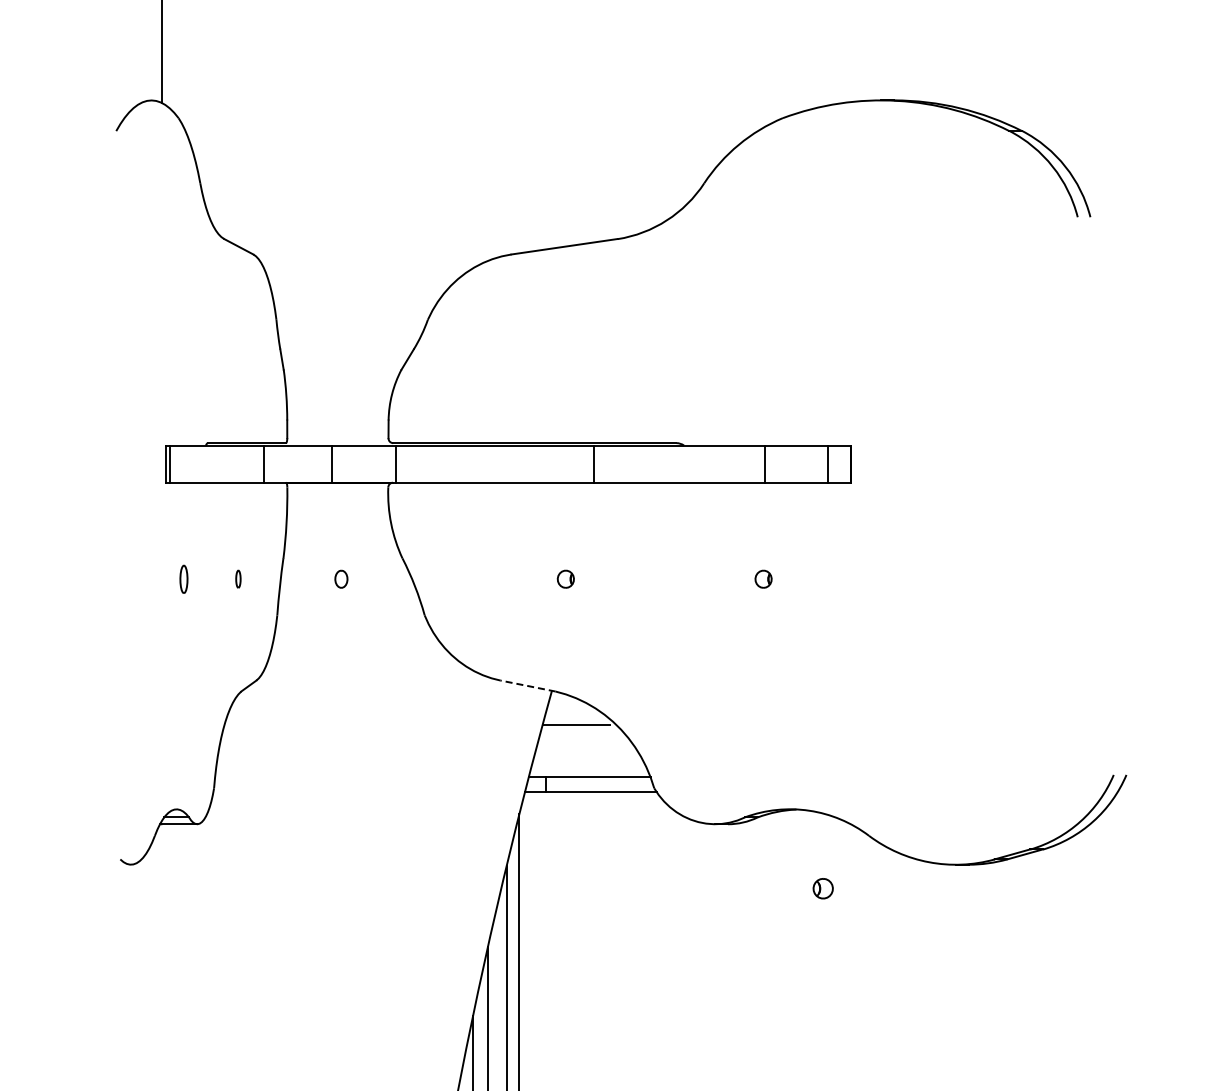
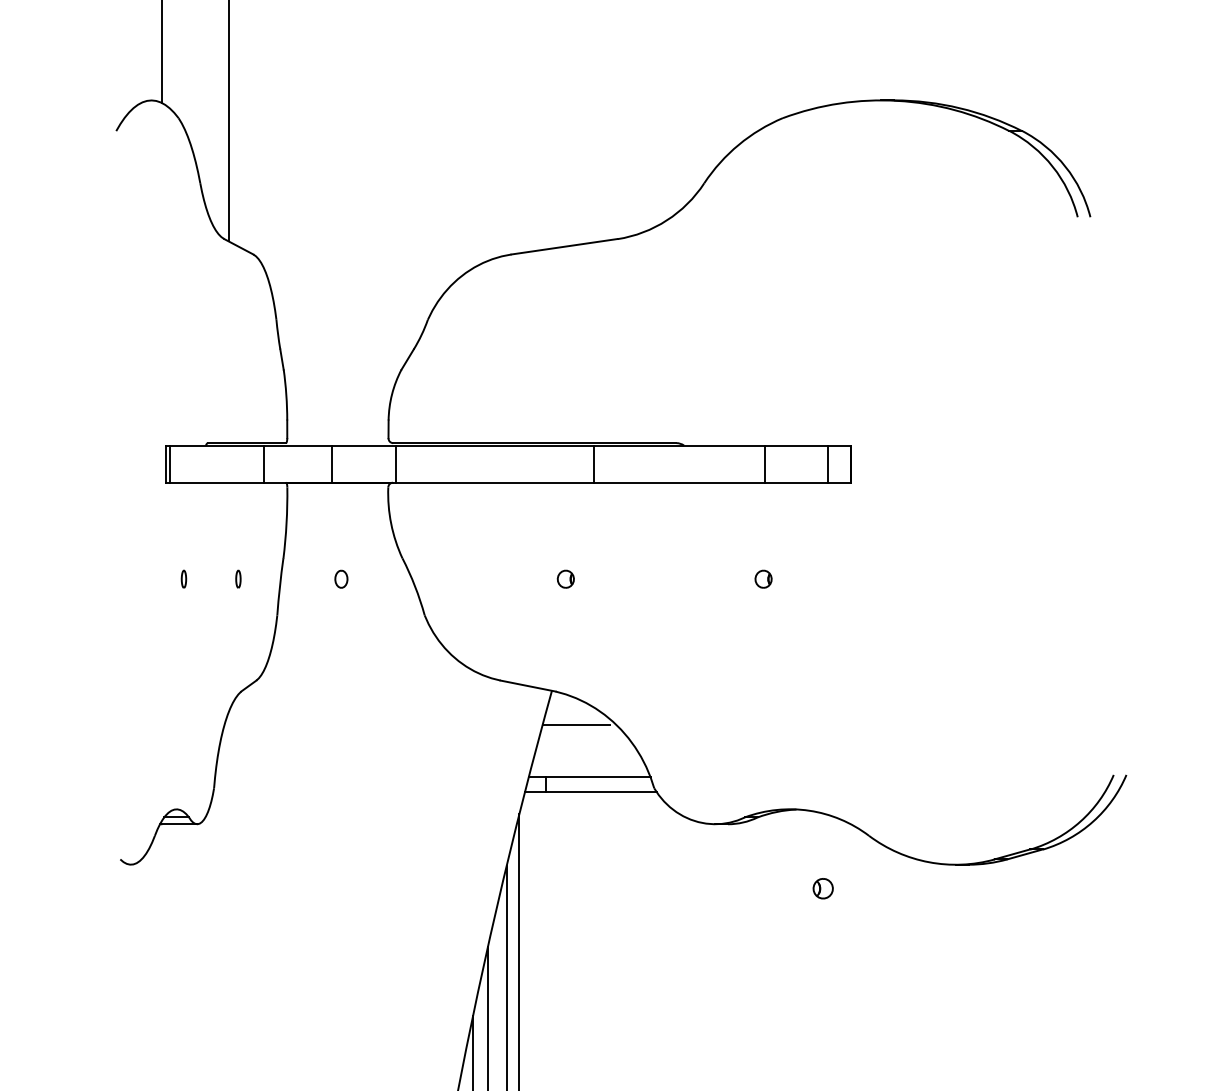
line: none -> present (228, 121)
part size: 10x30 px -> 8x20 px (183, 578)
line: dashed -> solid (527, 685)
